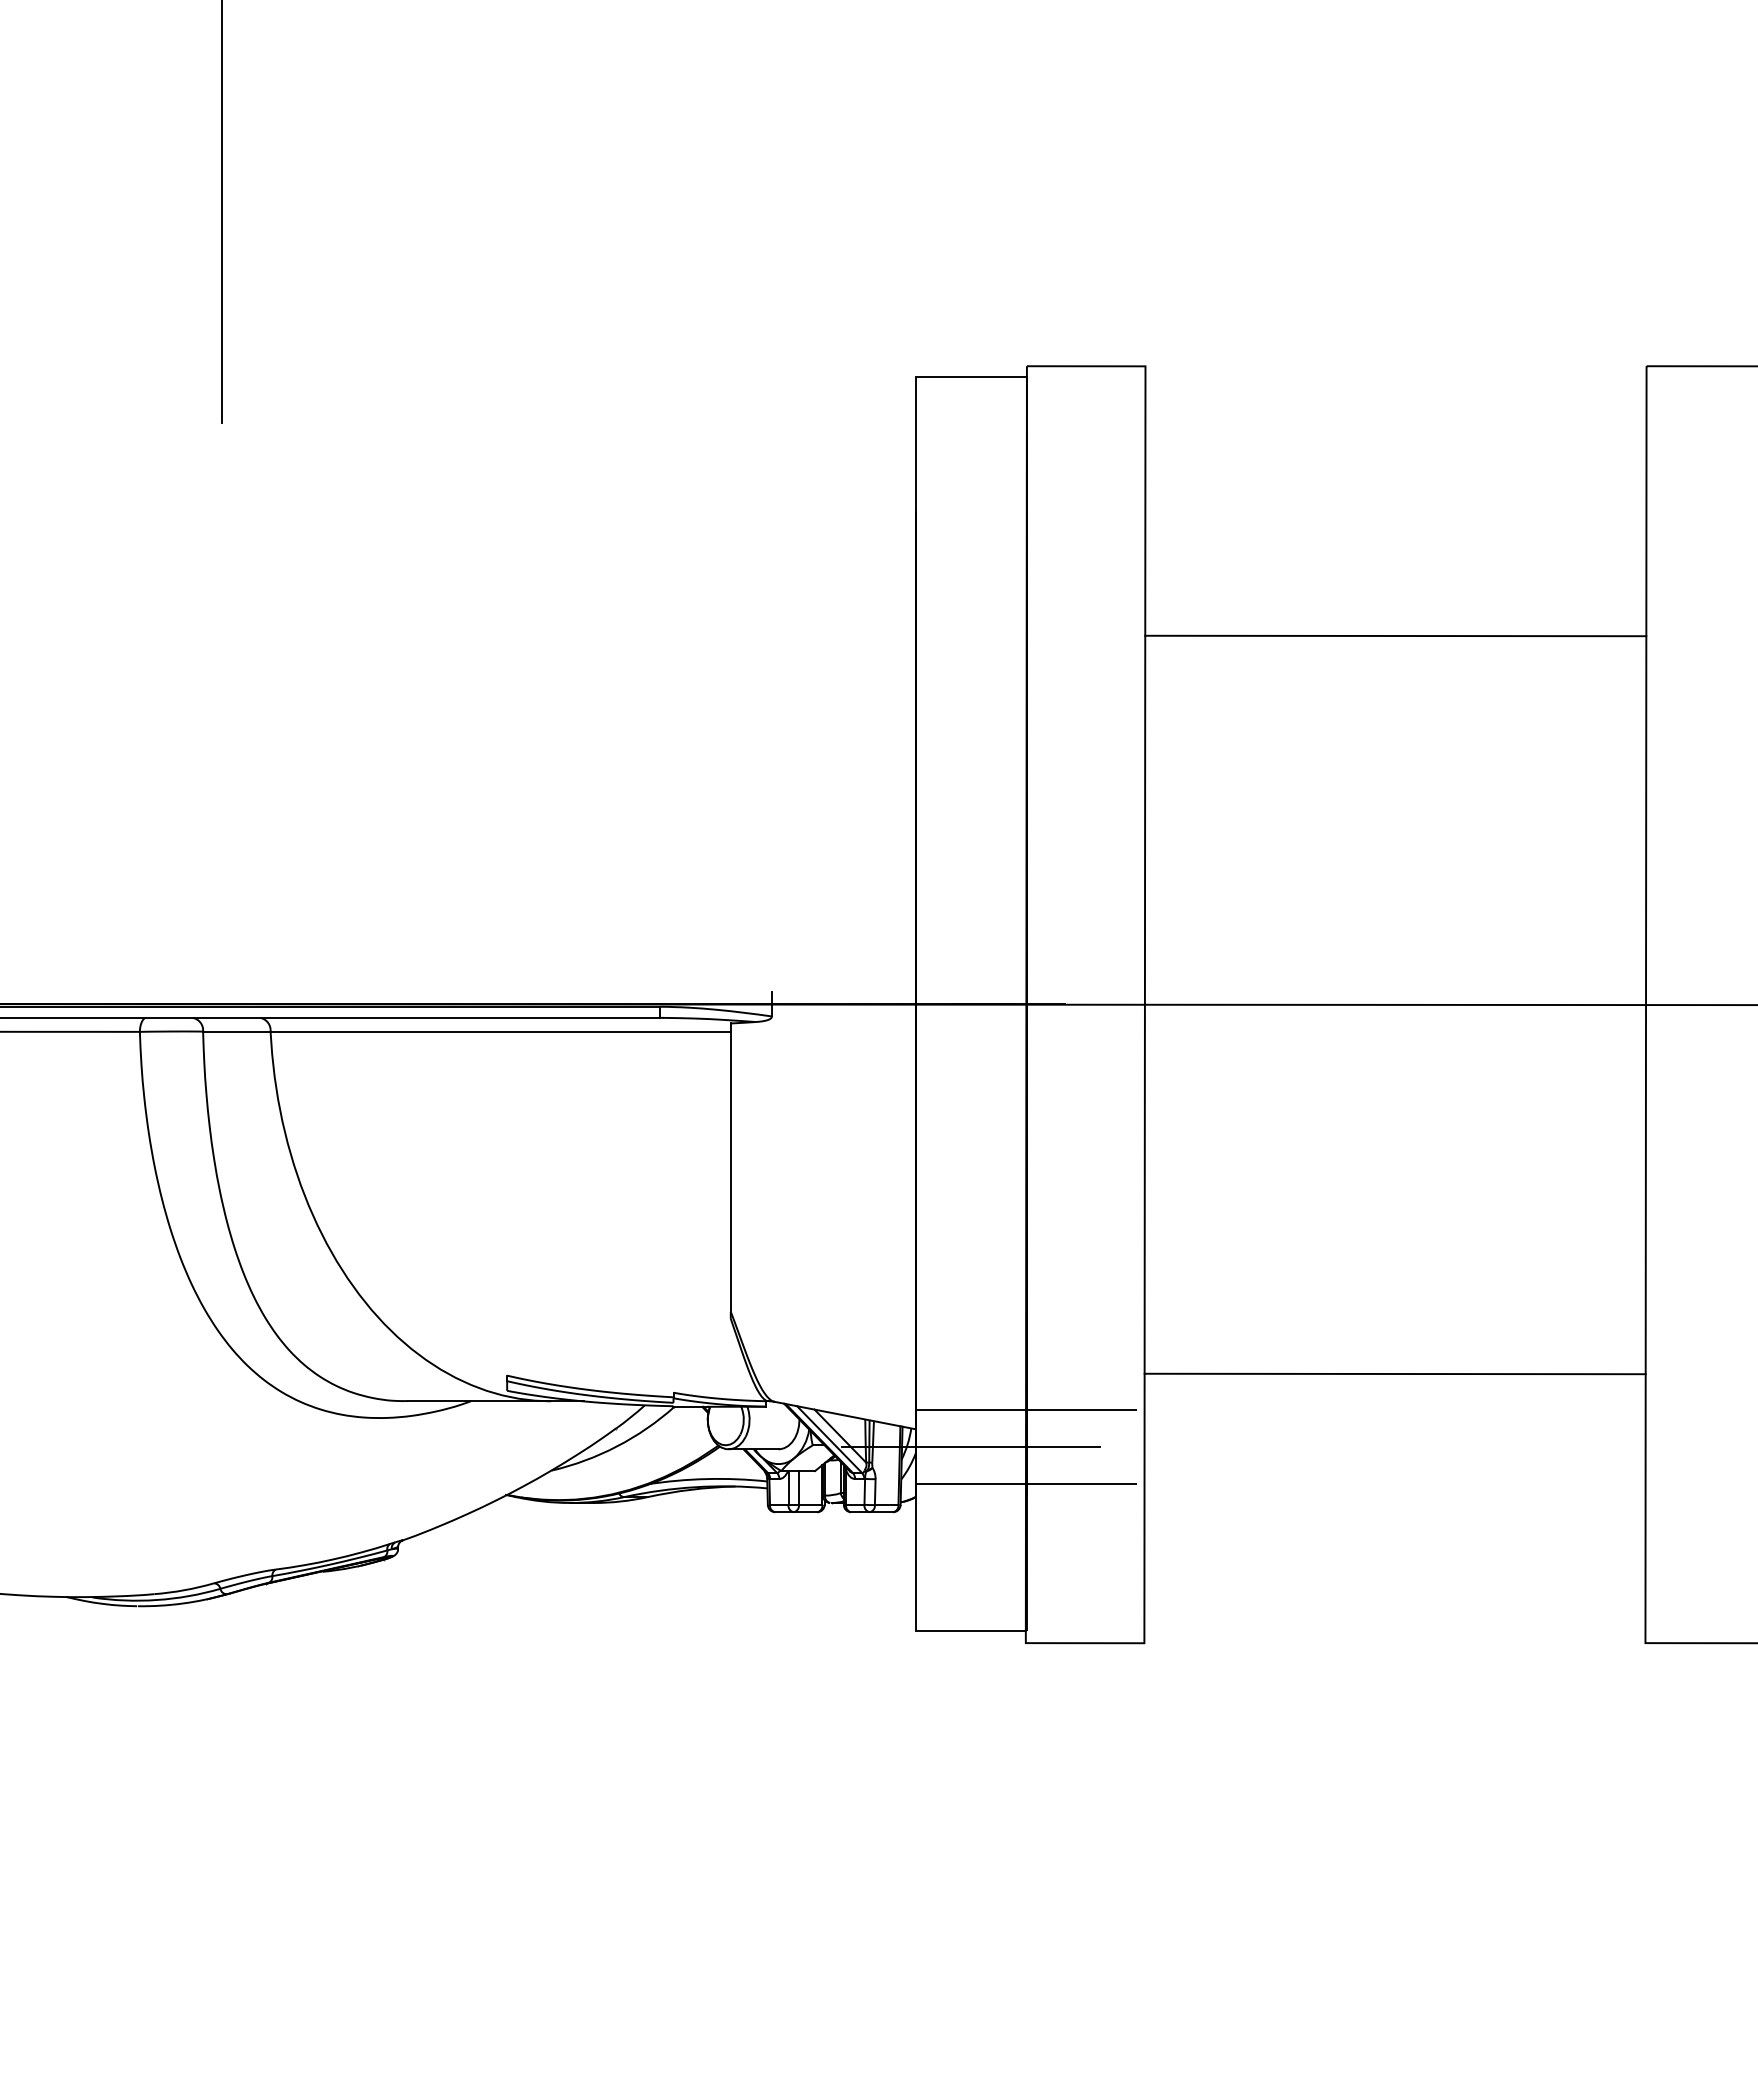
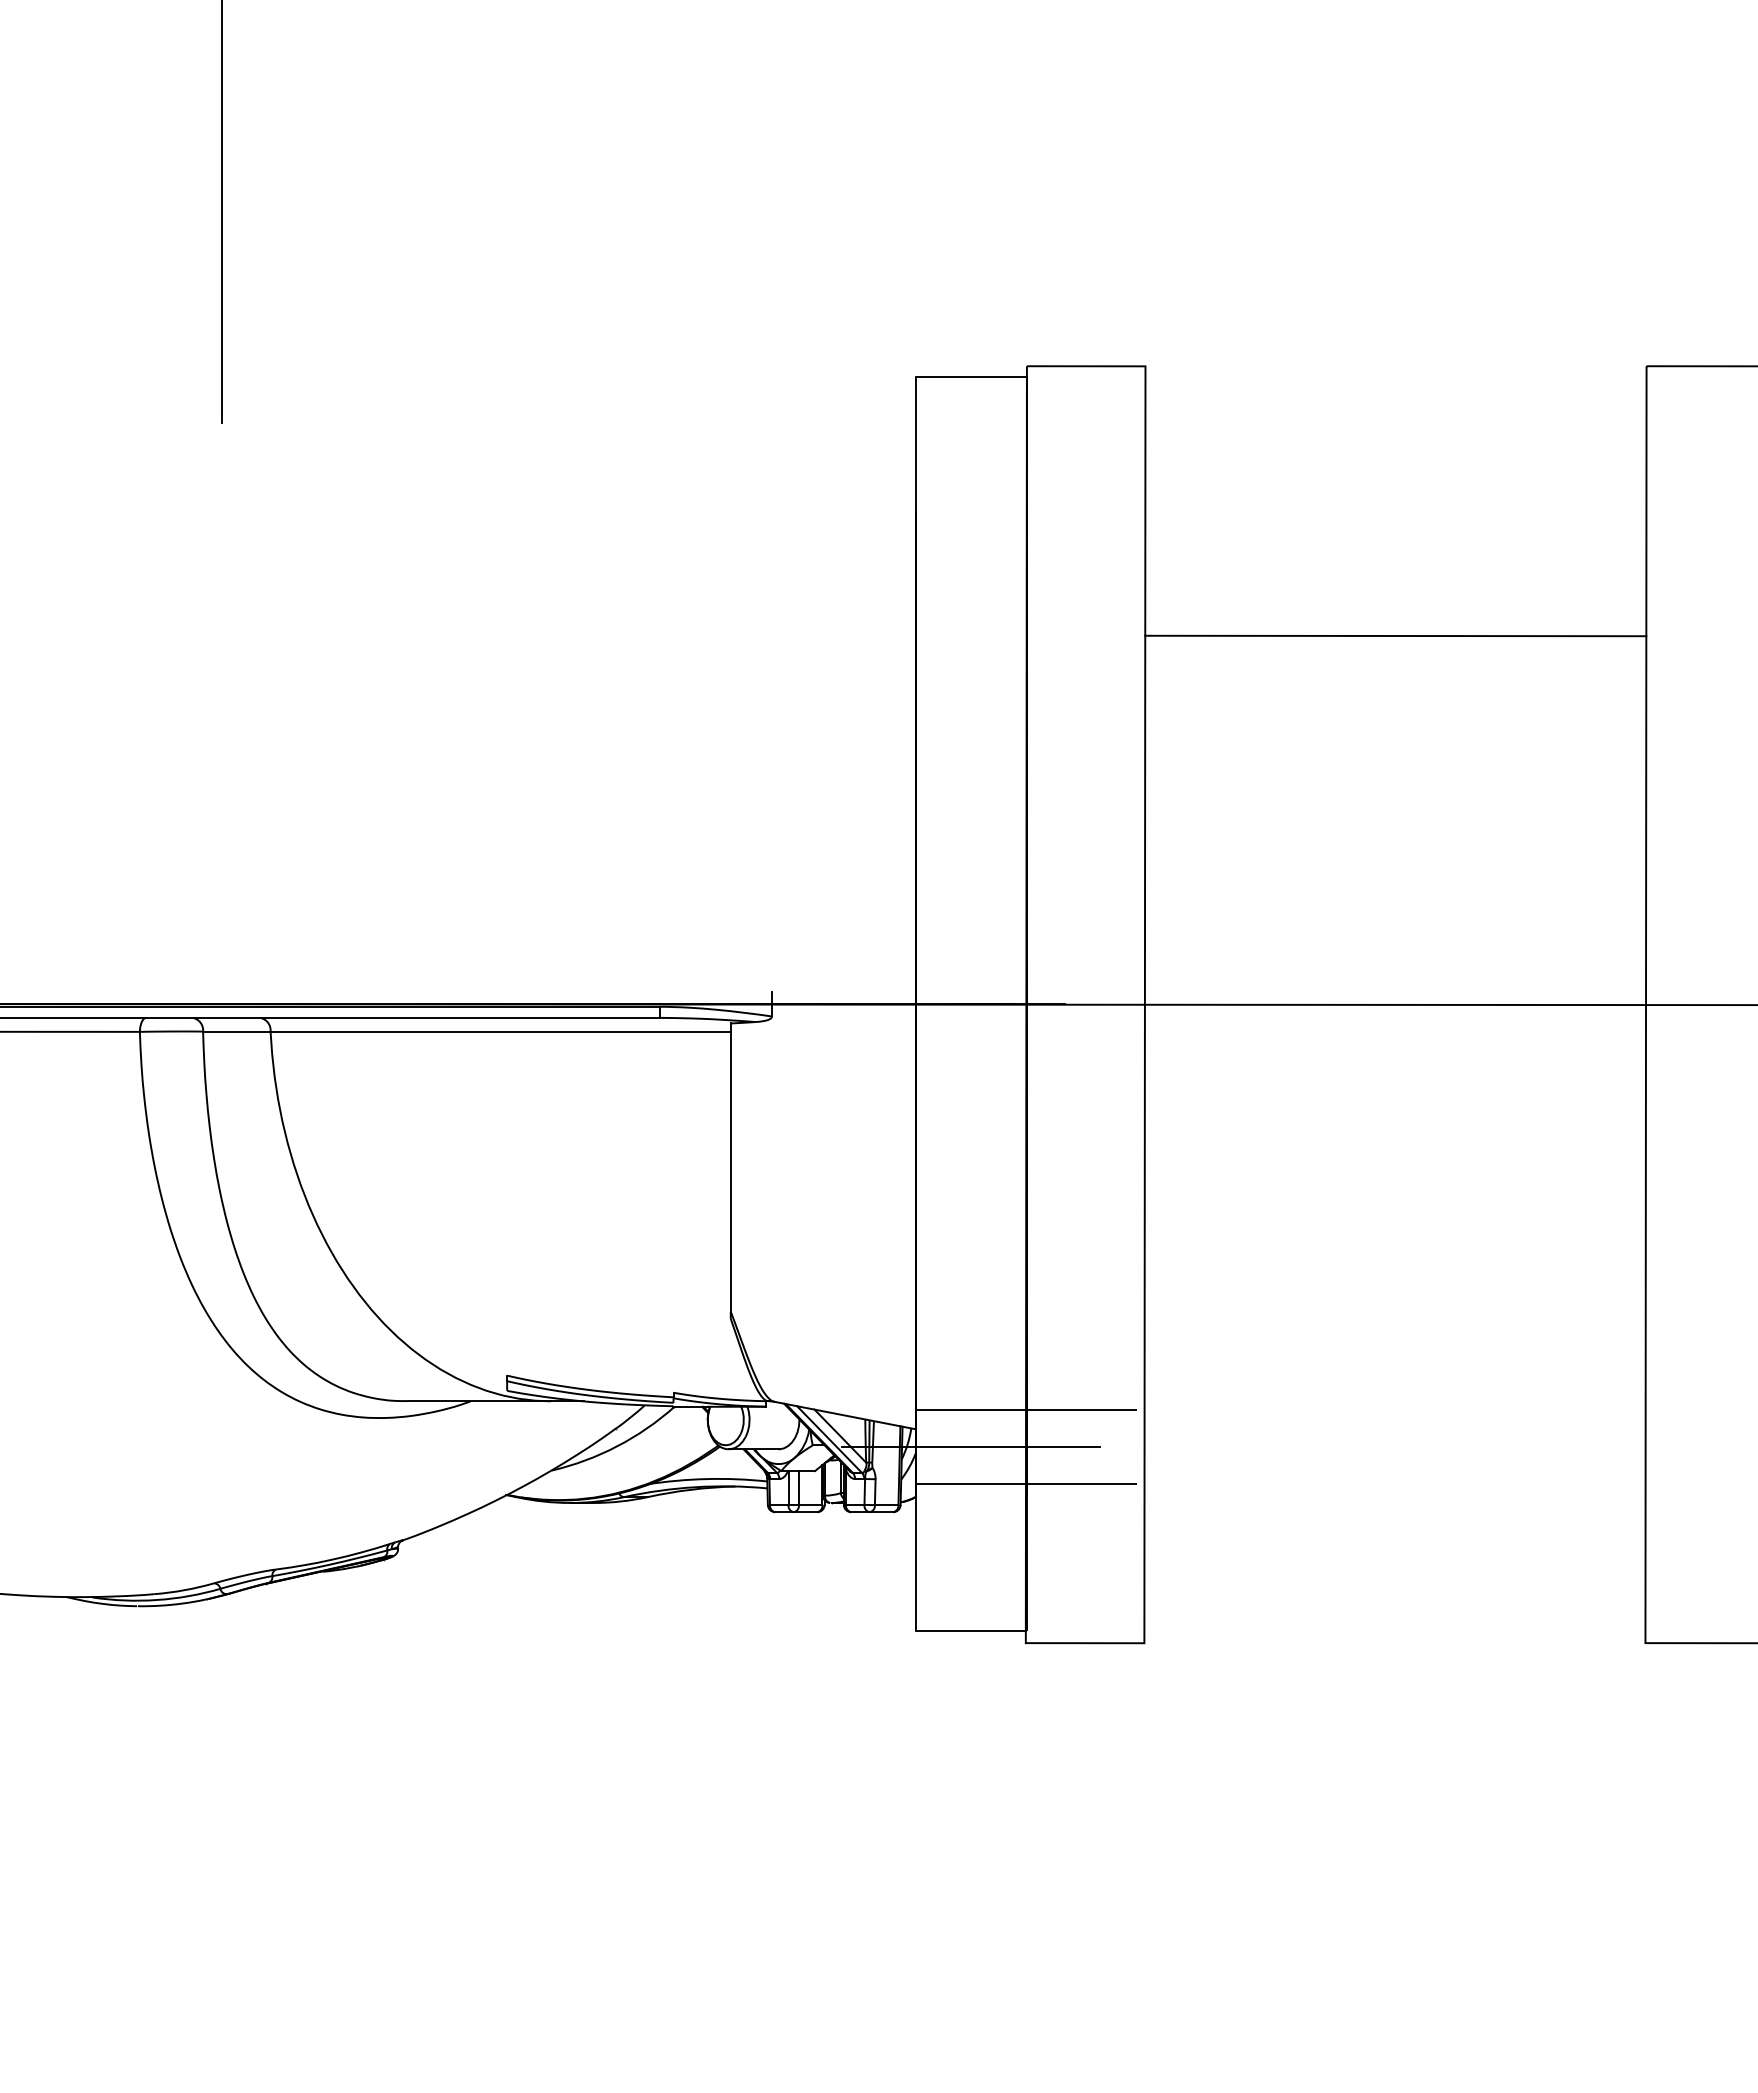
line: present -> none (1394, 1373)
